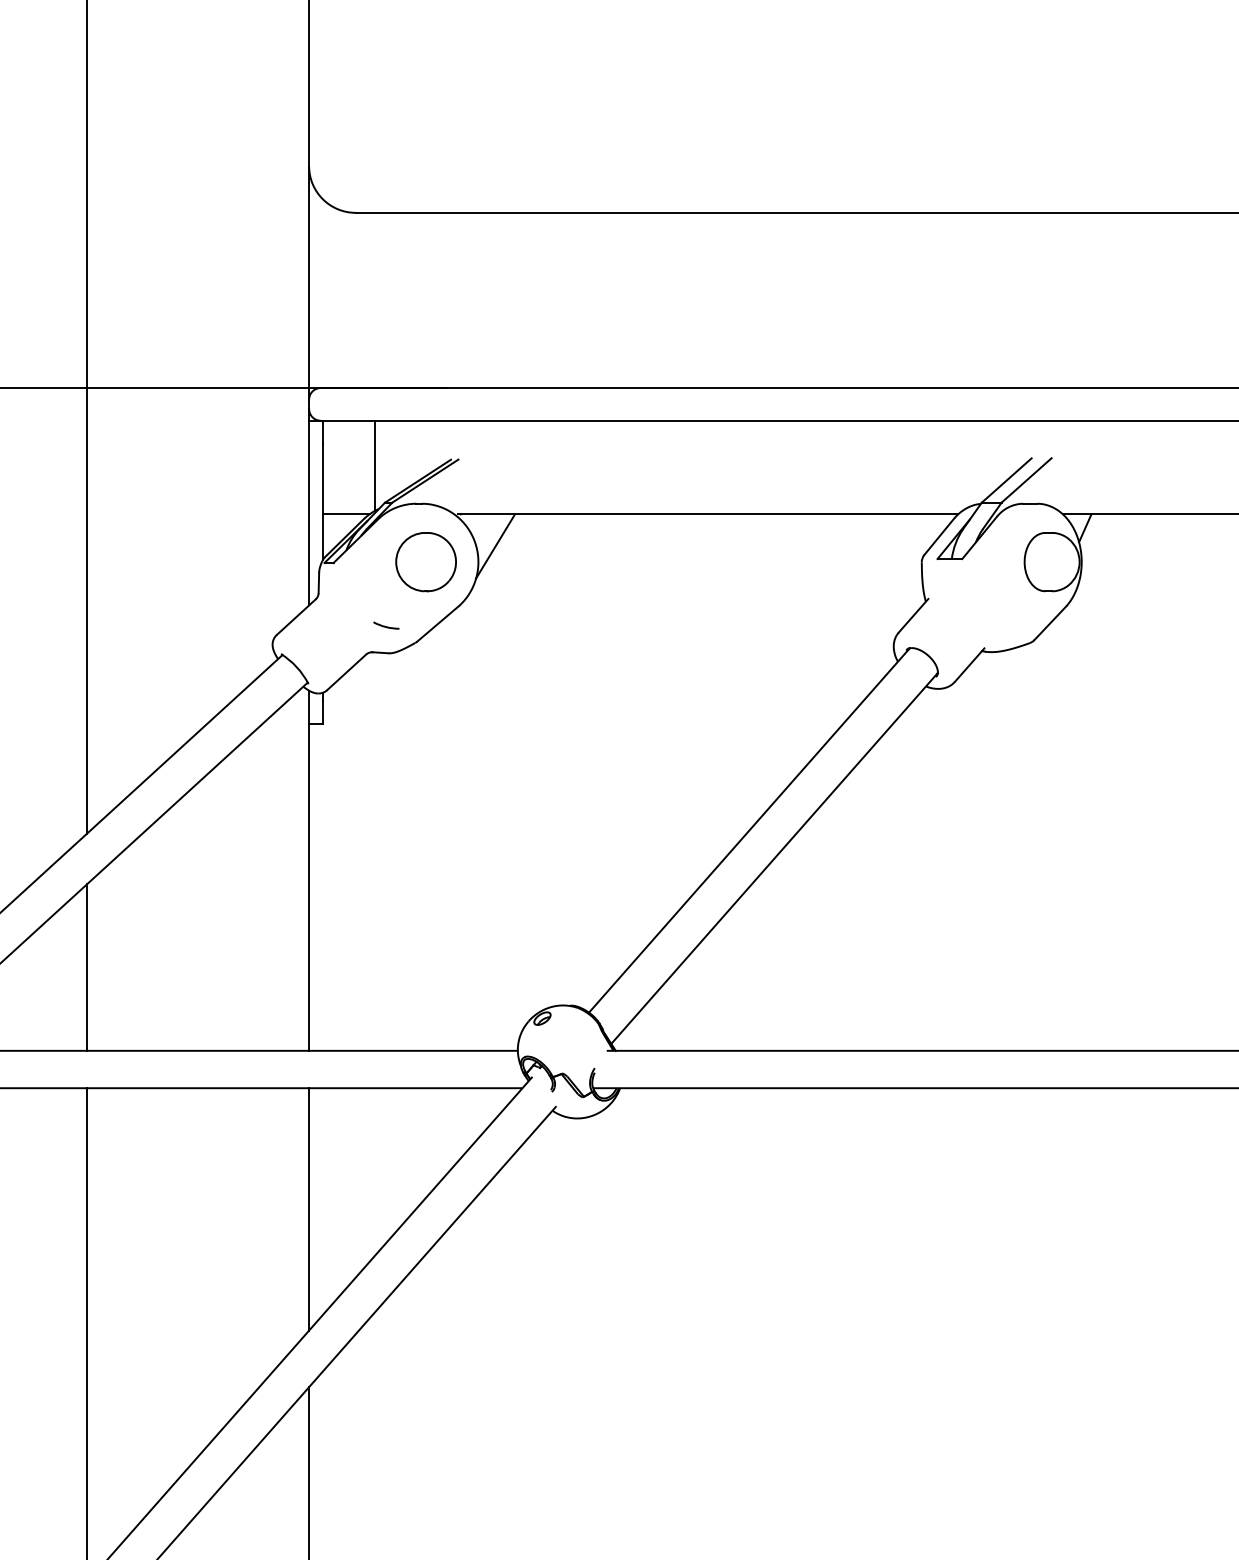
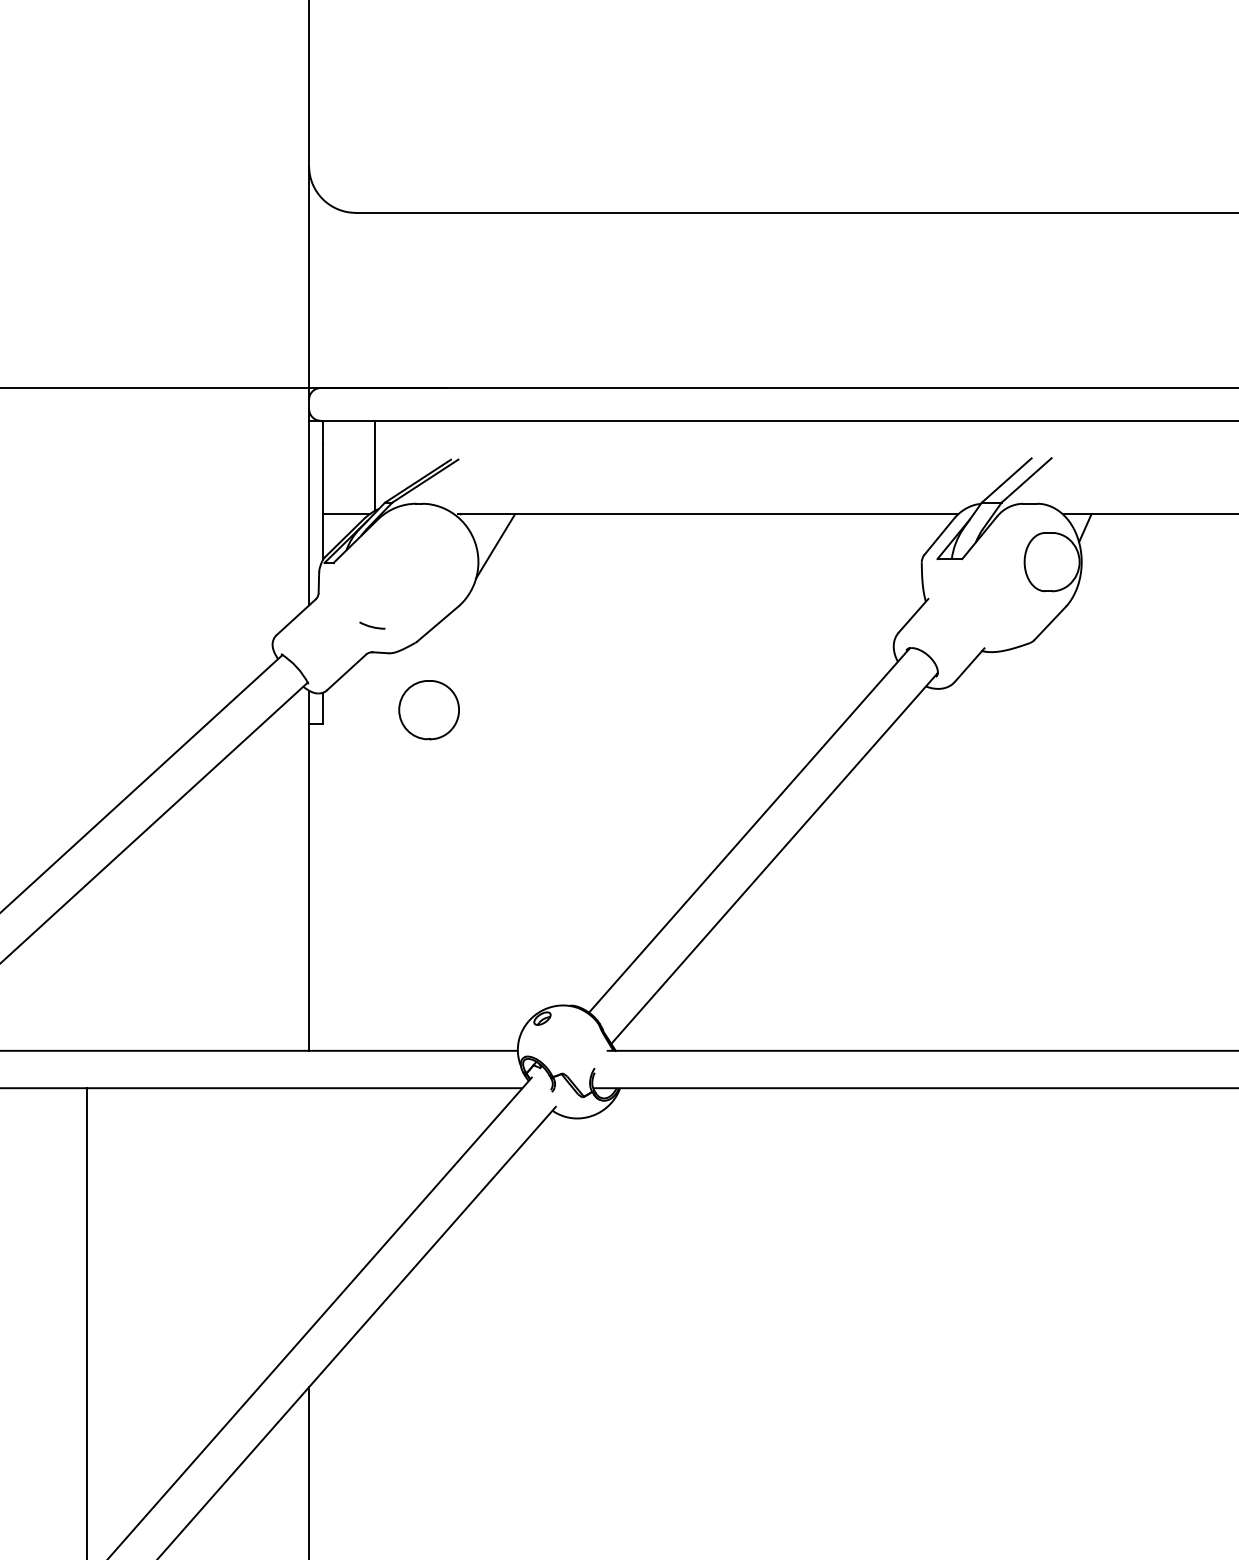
line: present -> none (87, 417)
part position: (425, 562) -> (428, 710) (428, 710)
arc position: (386, 626) -> (372, 626) (372, 626)
line: present -> none (87, 967)
line: present -> none (309, 1209)
